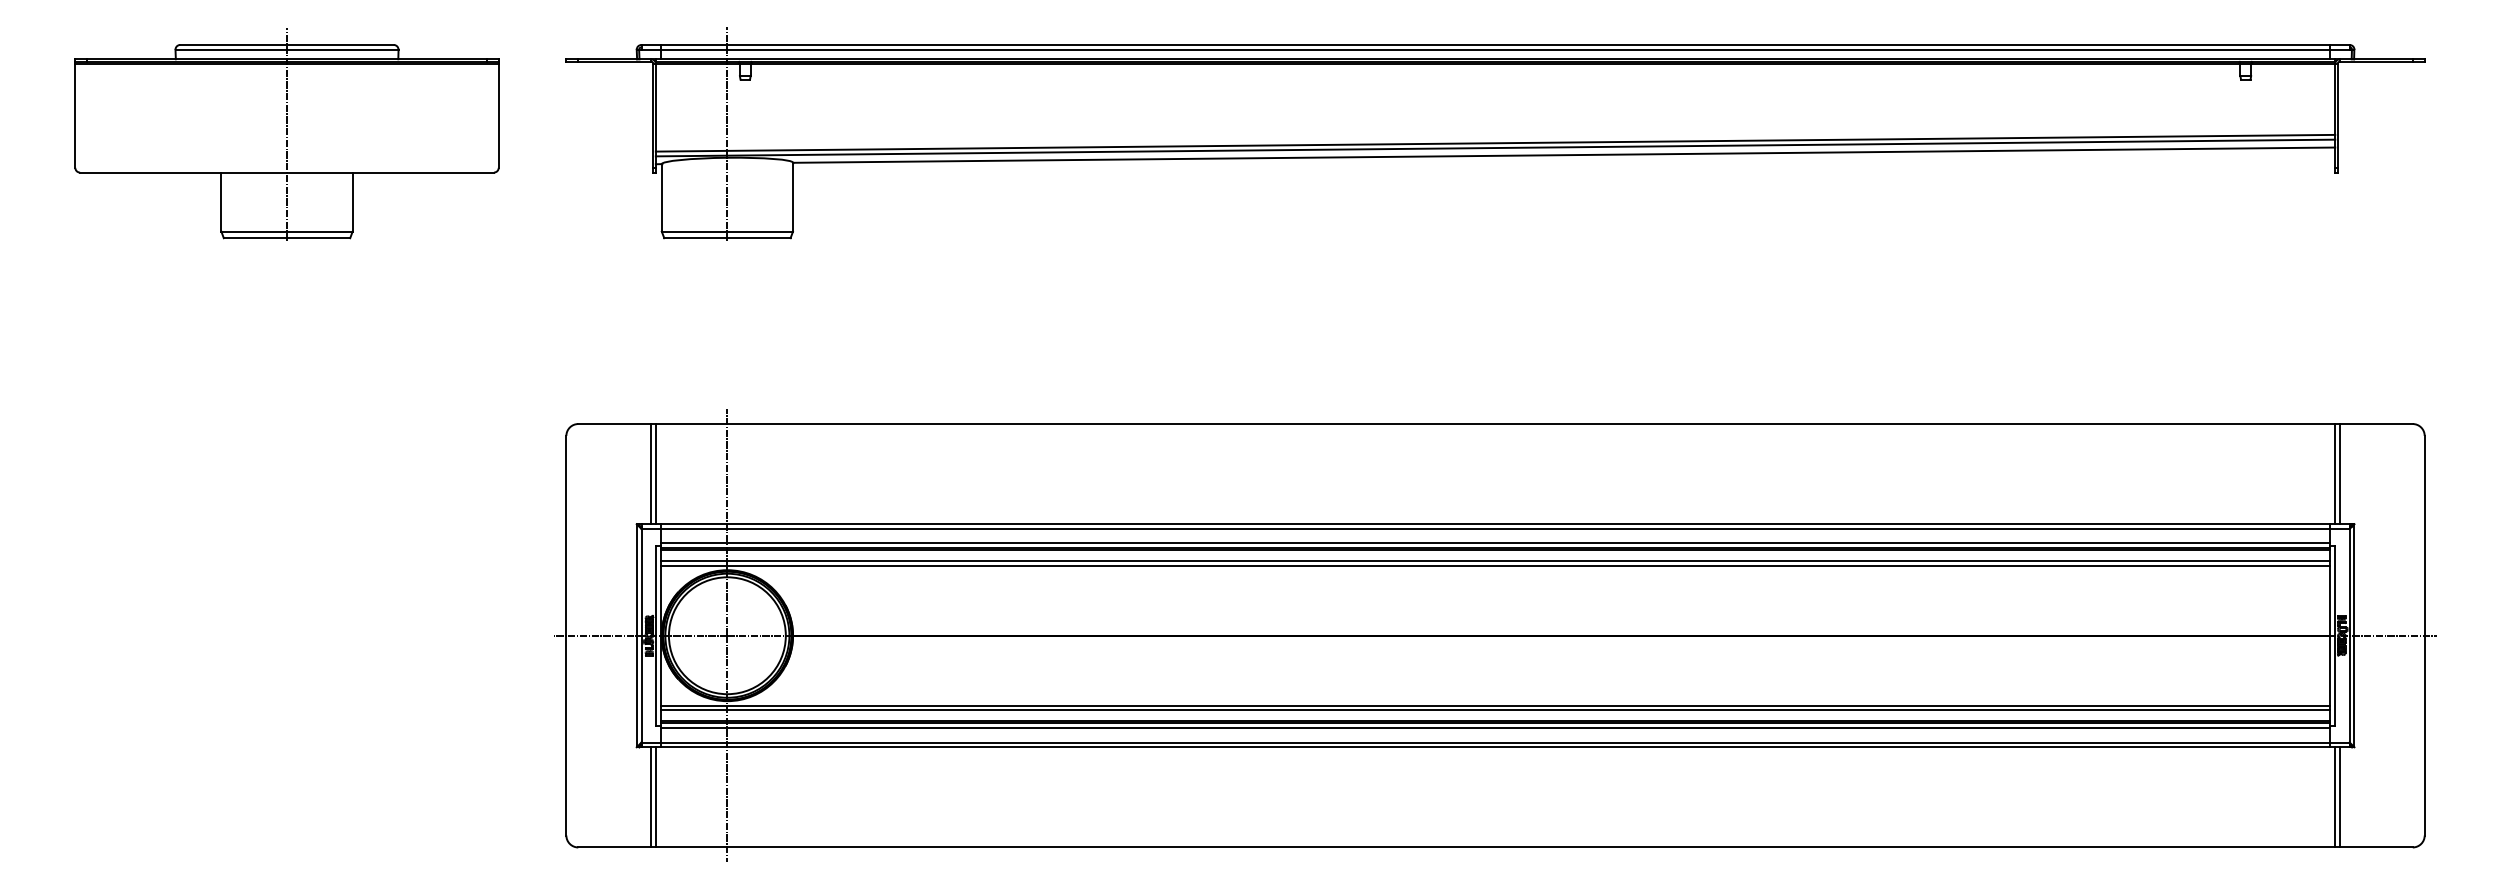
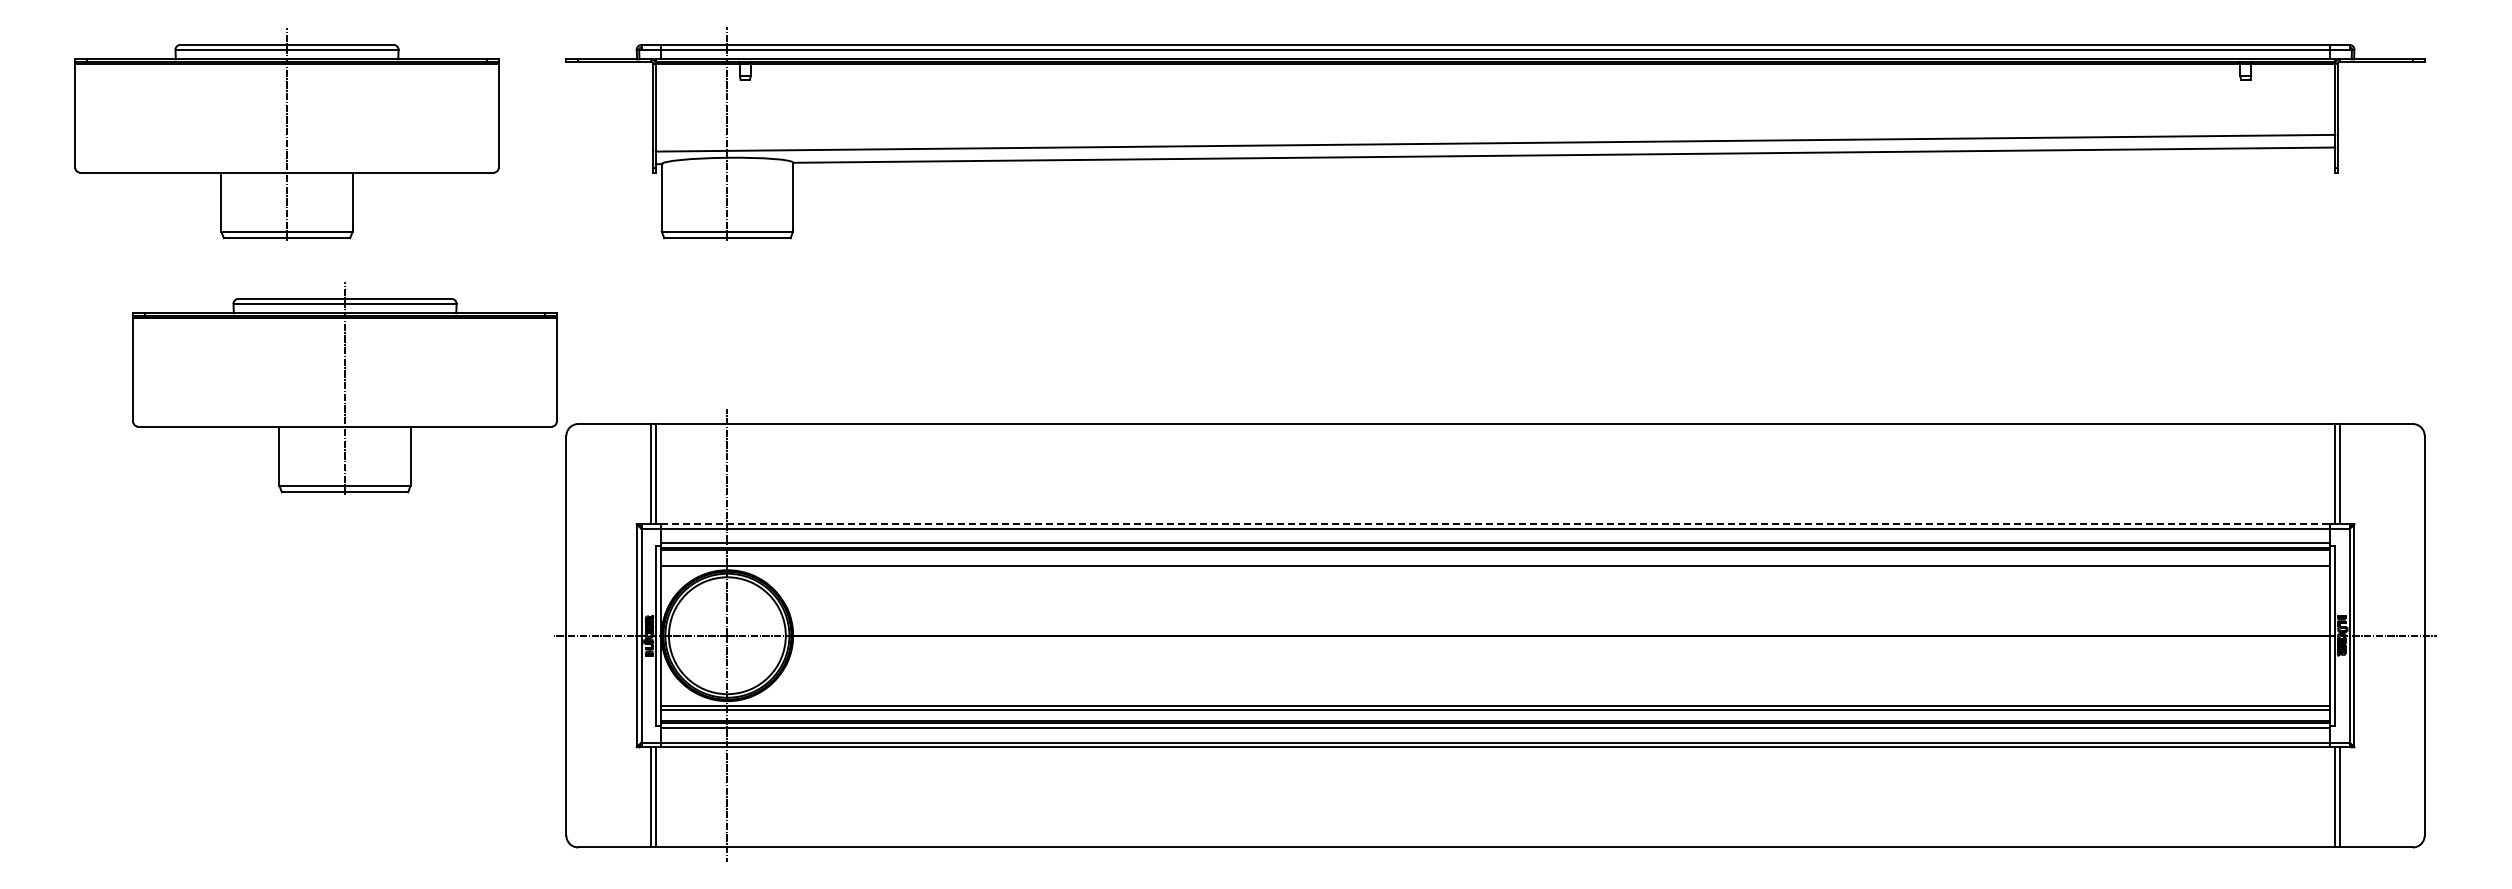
line: present -> none (1495, 147)
part: none -> present (344, 388)
line: solid -> dashed (1495, 524)
line: present -> none (1495, 561)
